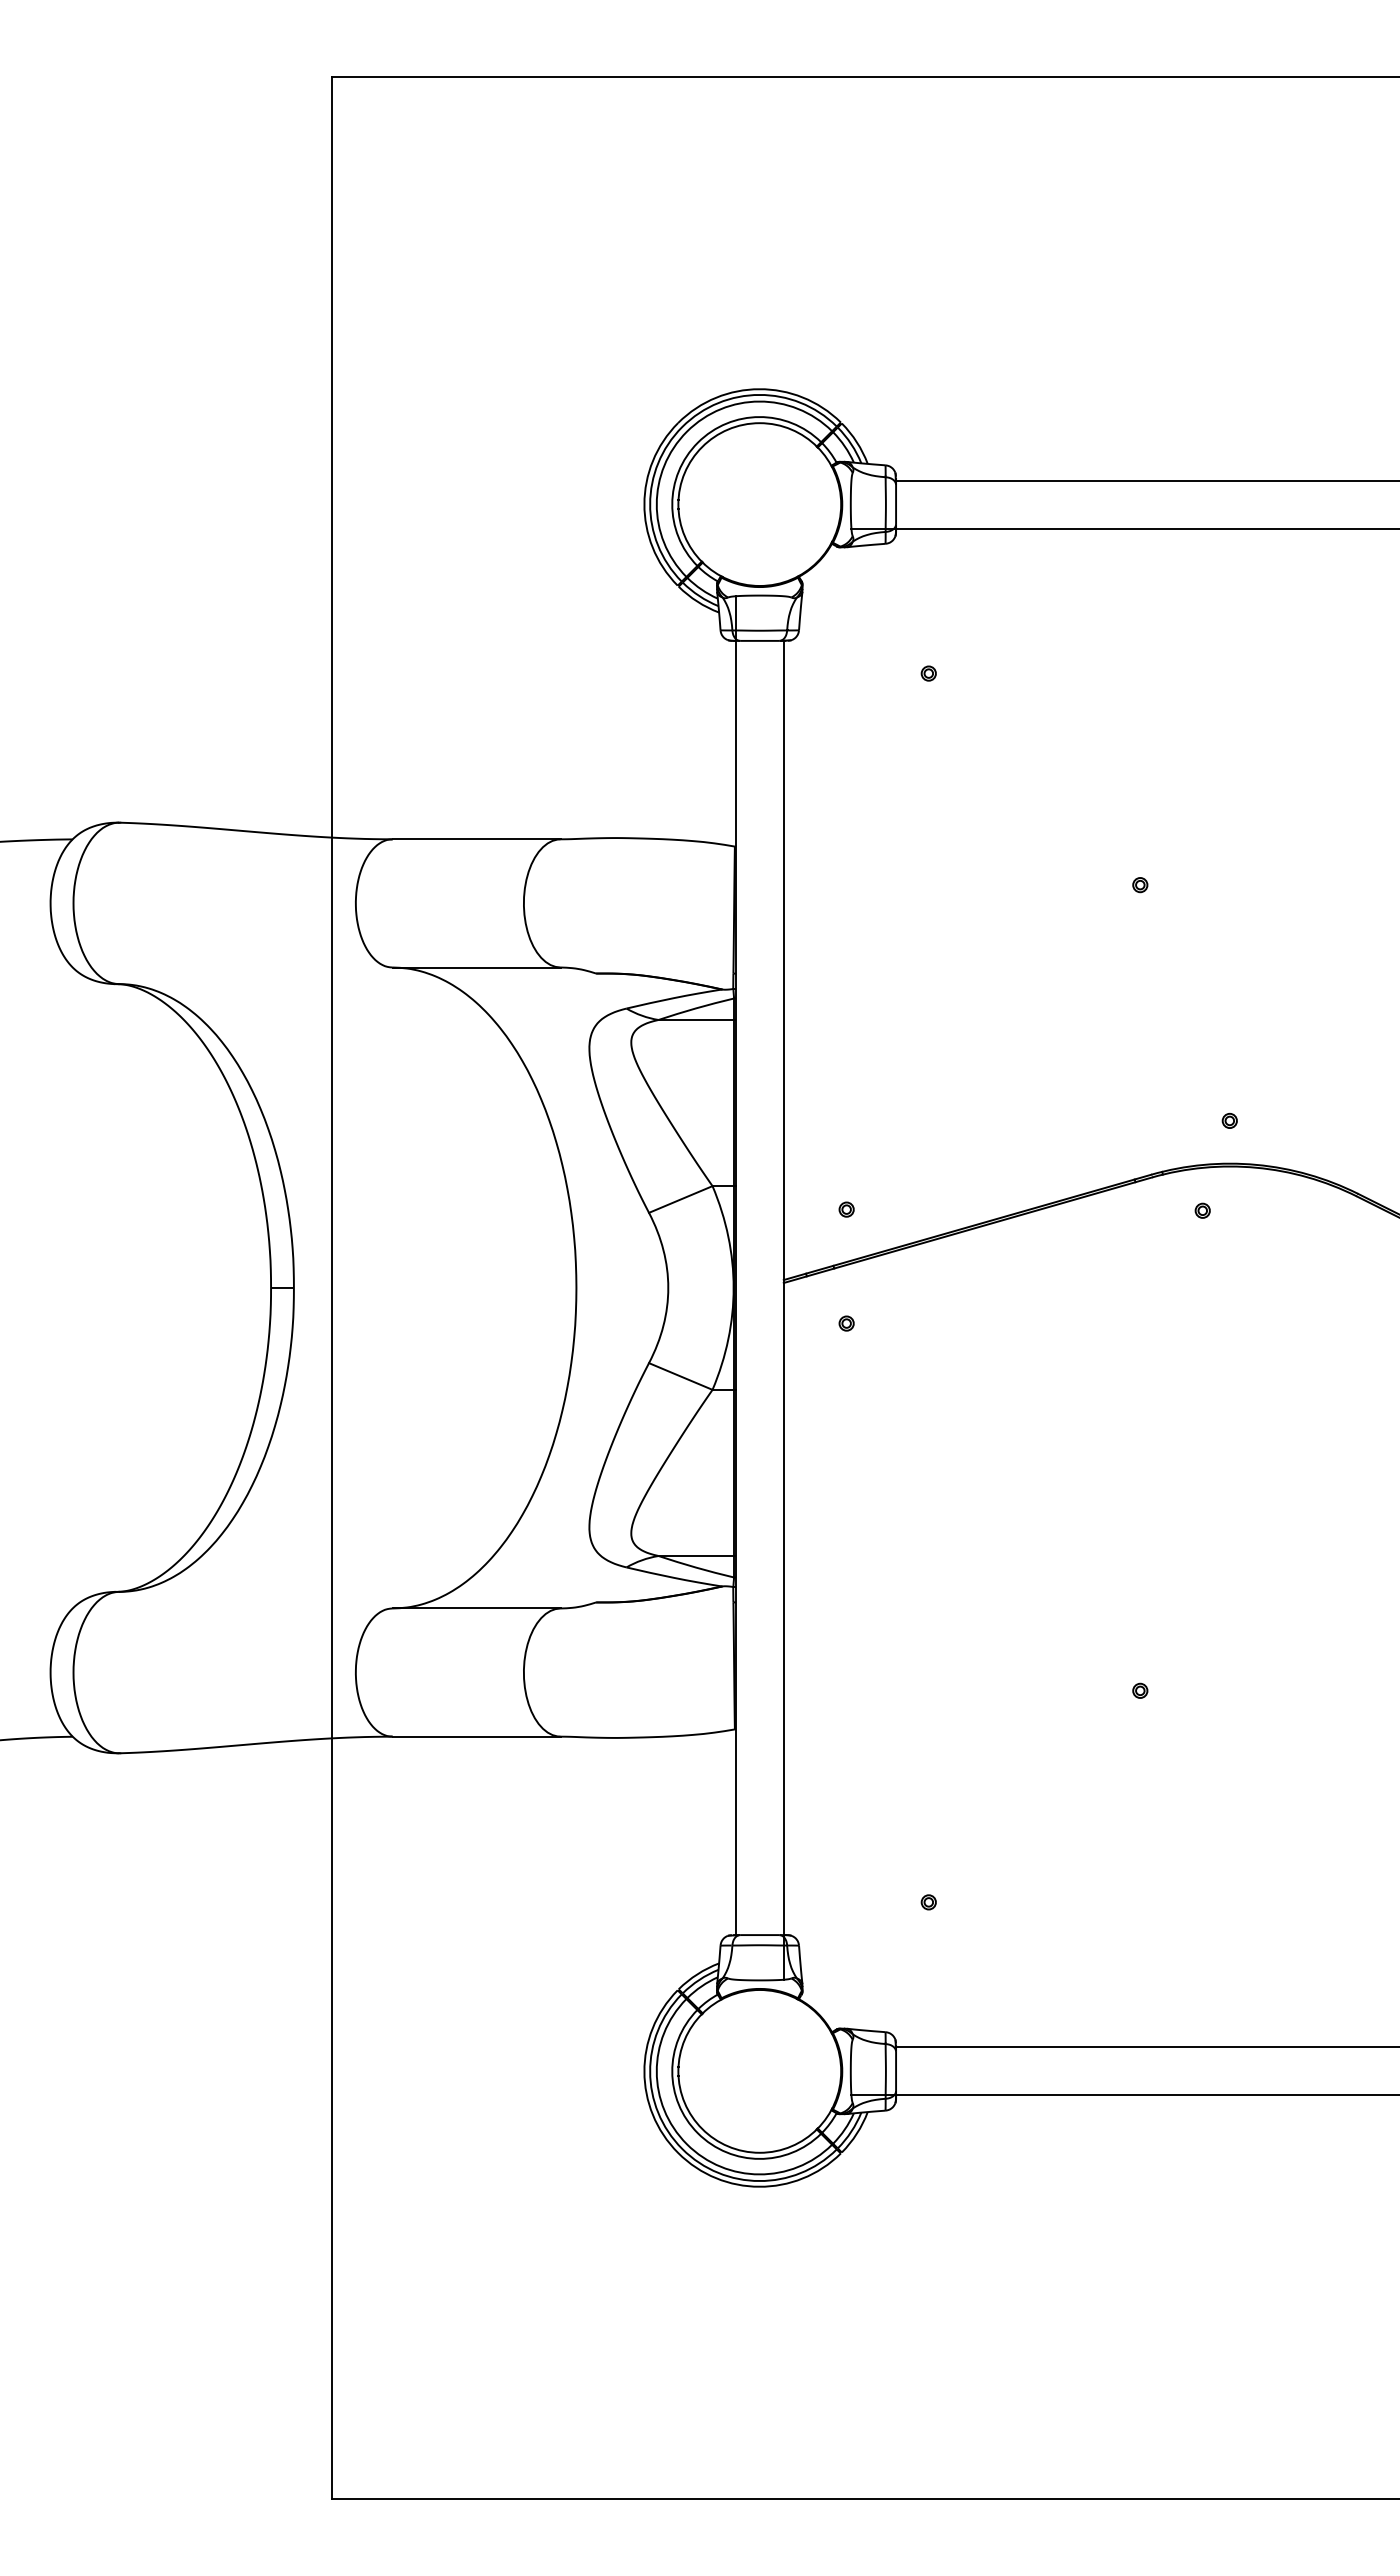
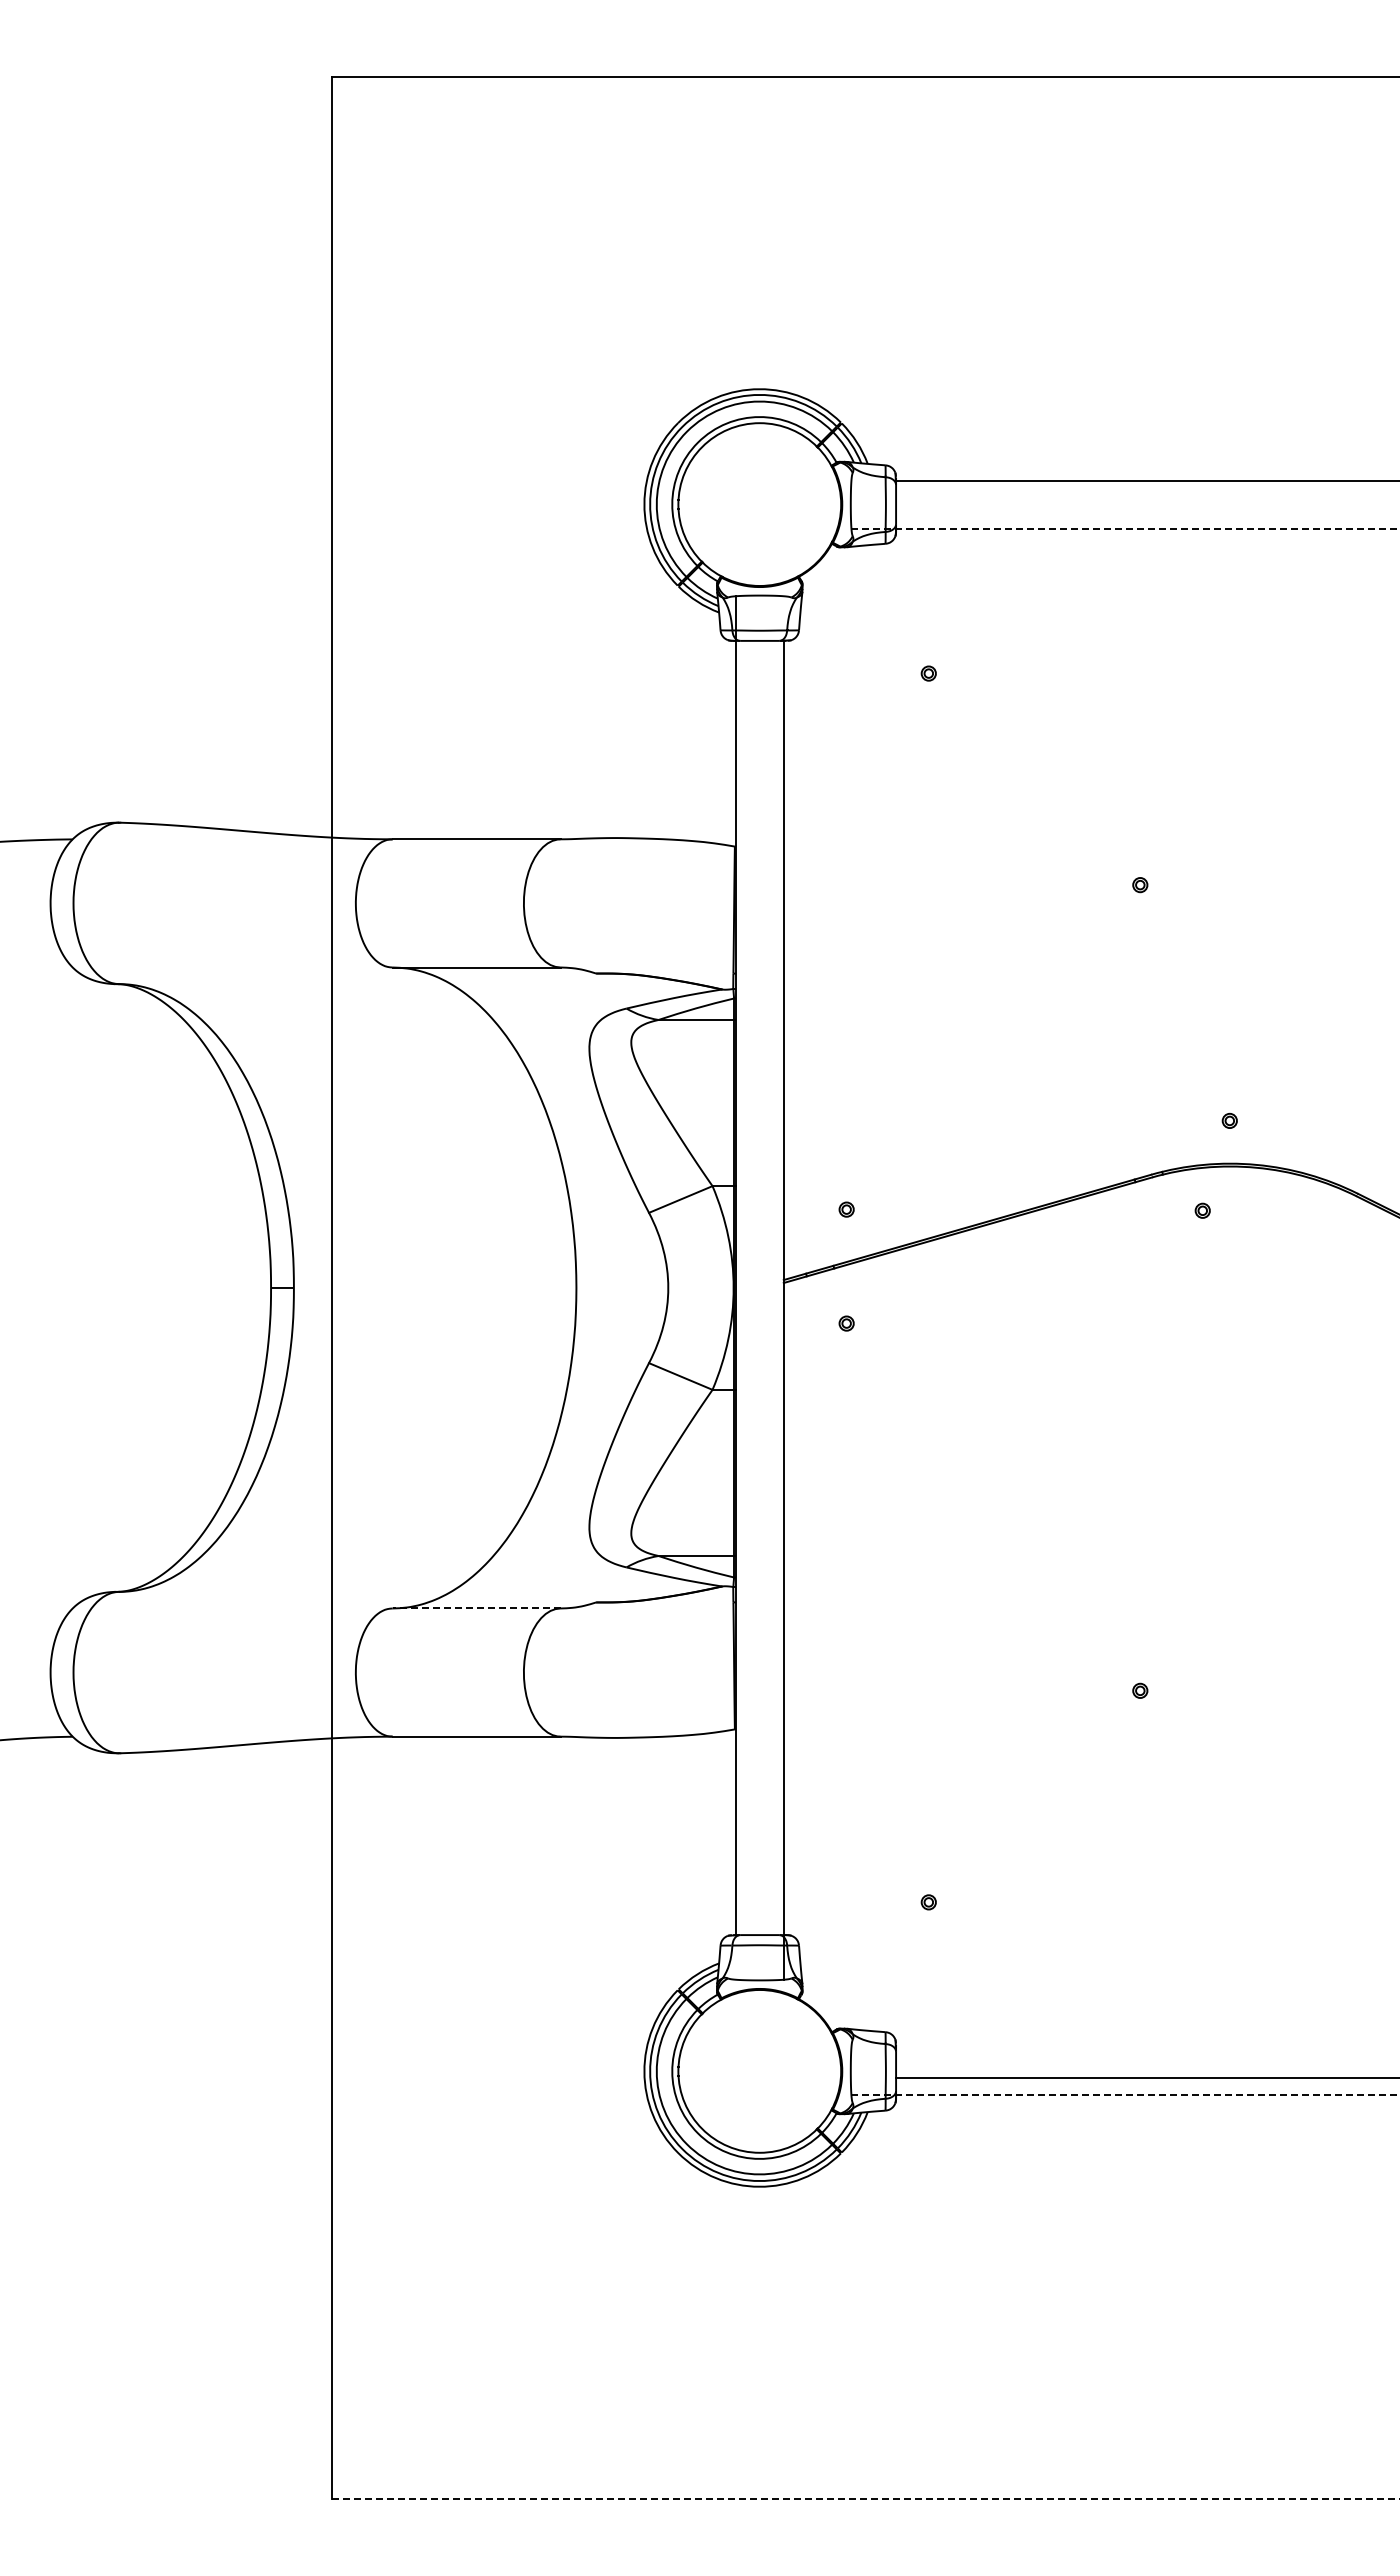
line: solid -> dashed (1125, 528)
line: solid -> dashed (476, 1608)
line position: (1146, 2047) -> (1146, 2078) (1146, 2078)
line: solid -> dashed (1125, 2095)
line: solid -> dashed (866, 2498)
